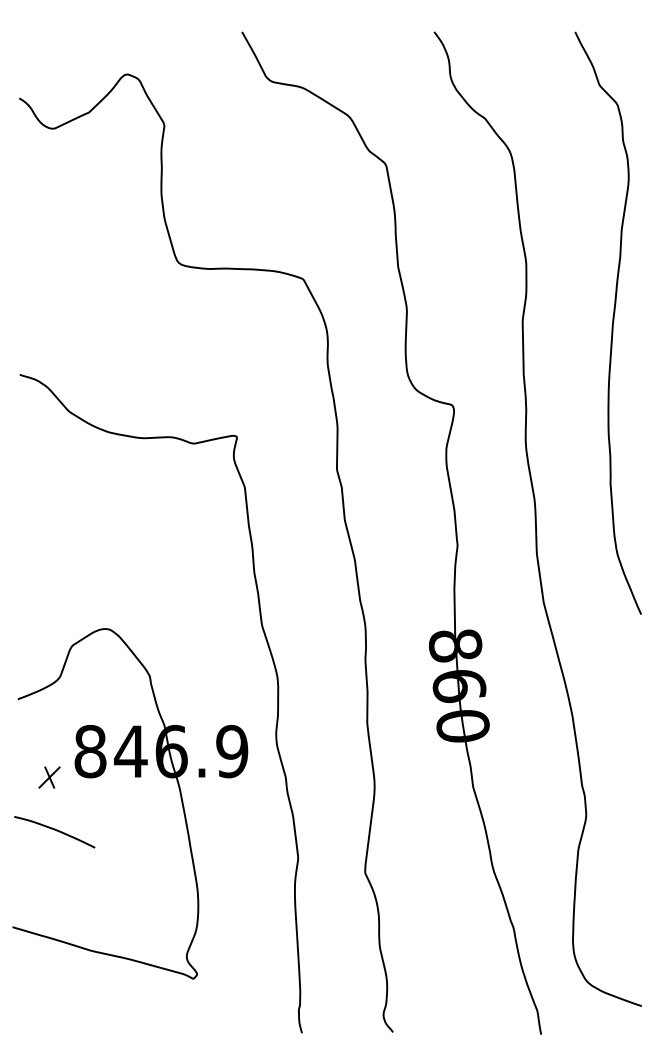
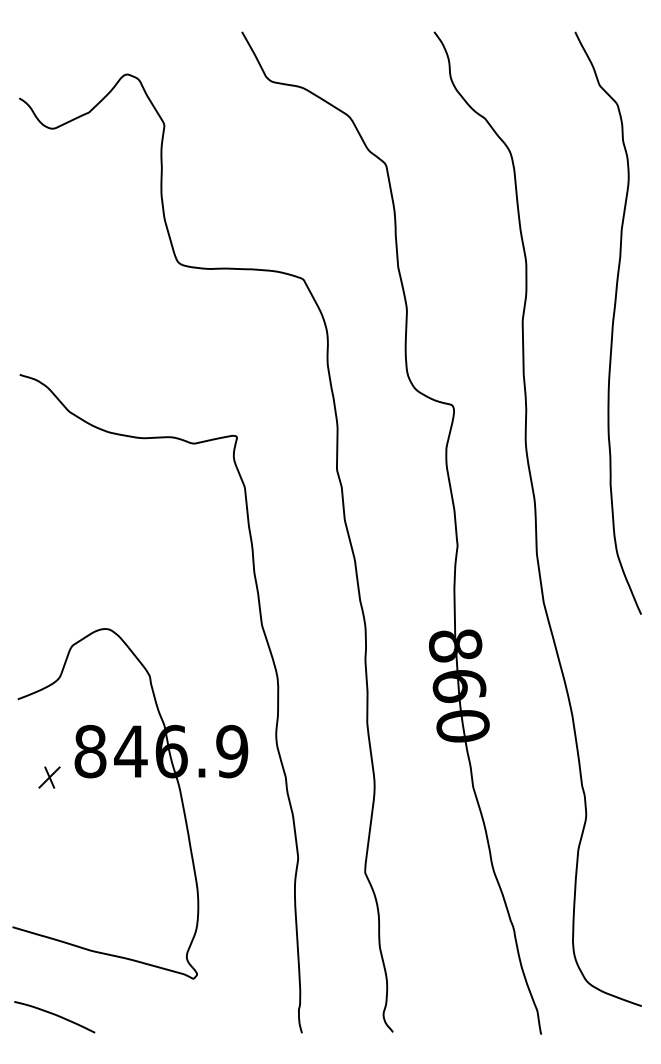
curve position: (54, 830) -> (54, 1015) (54, 1015)
